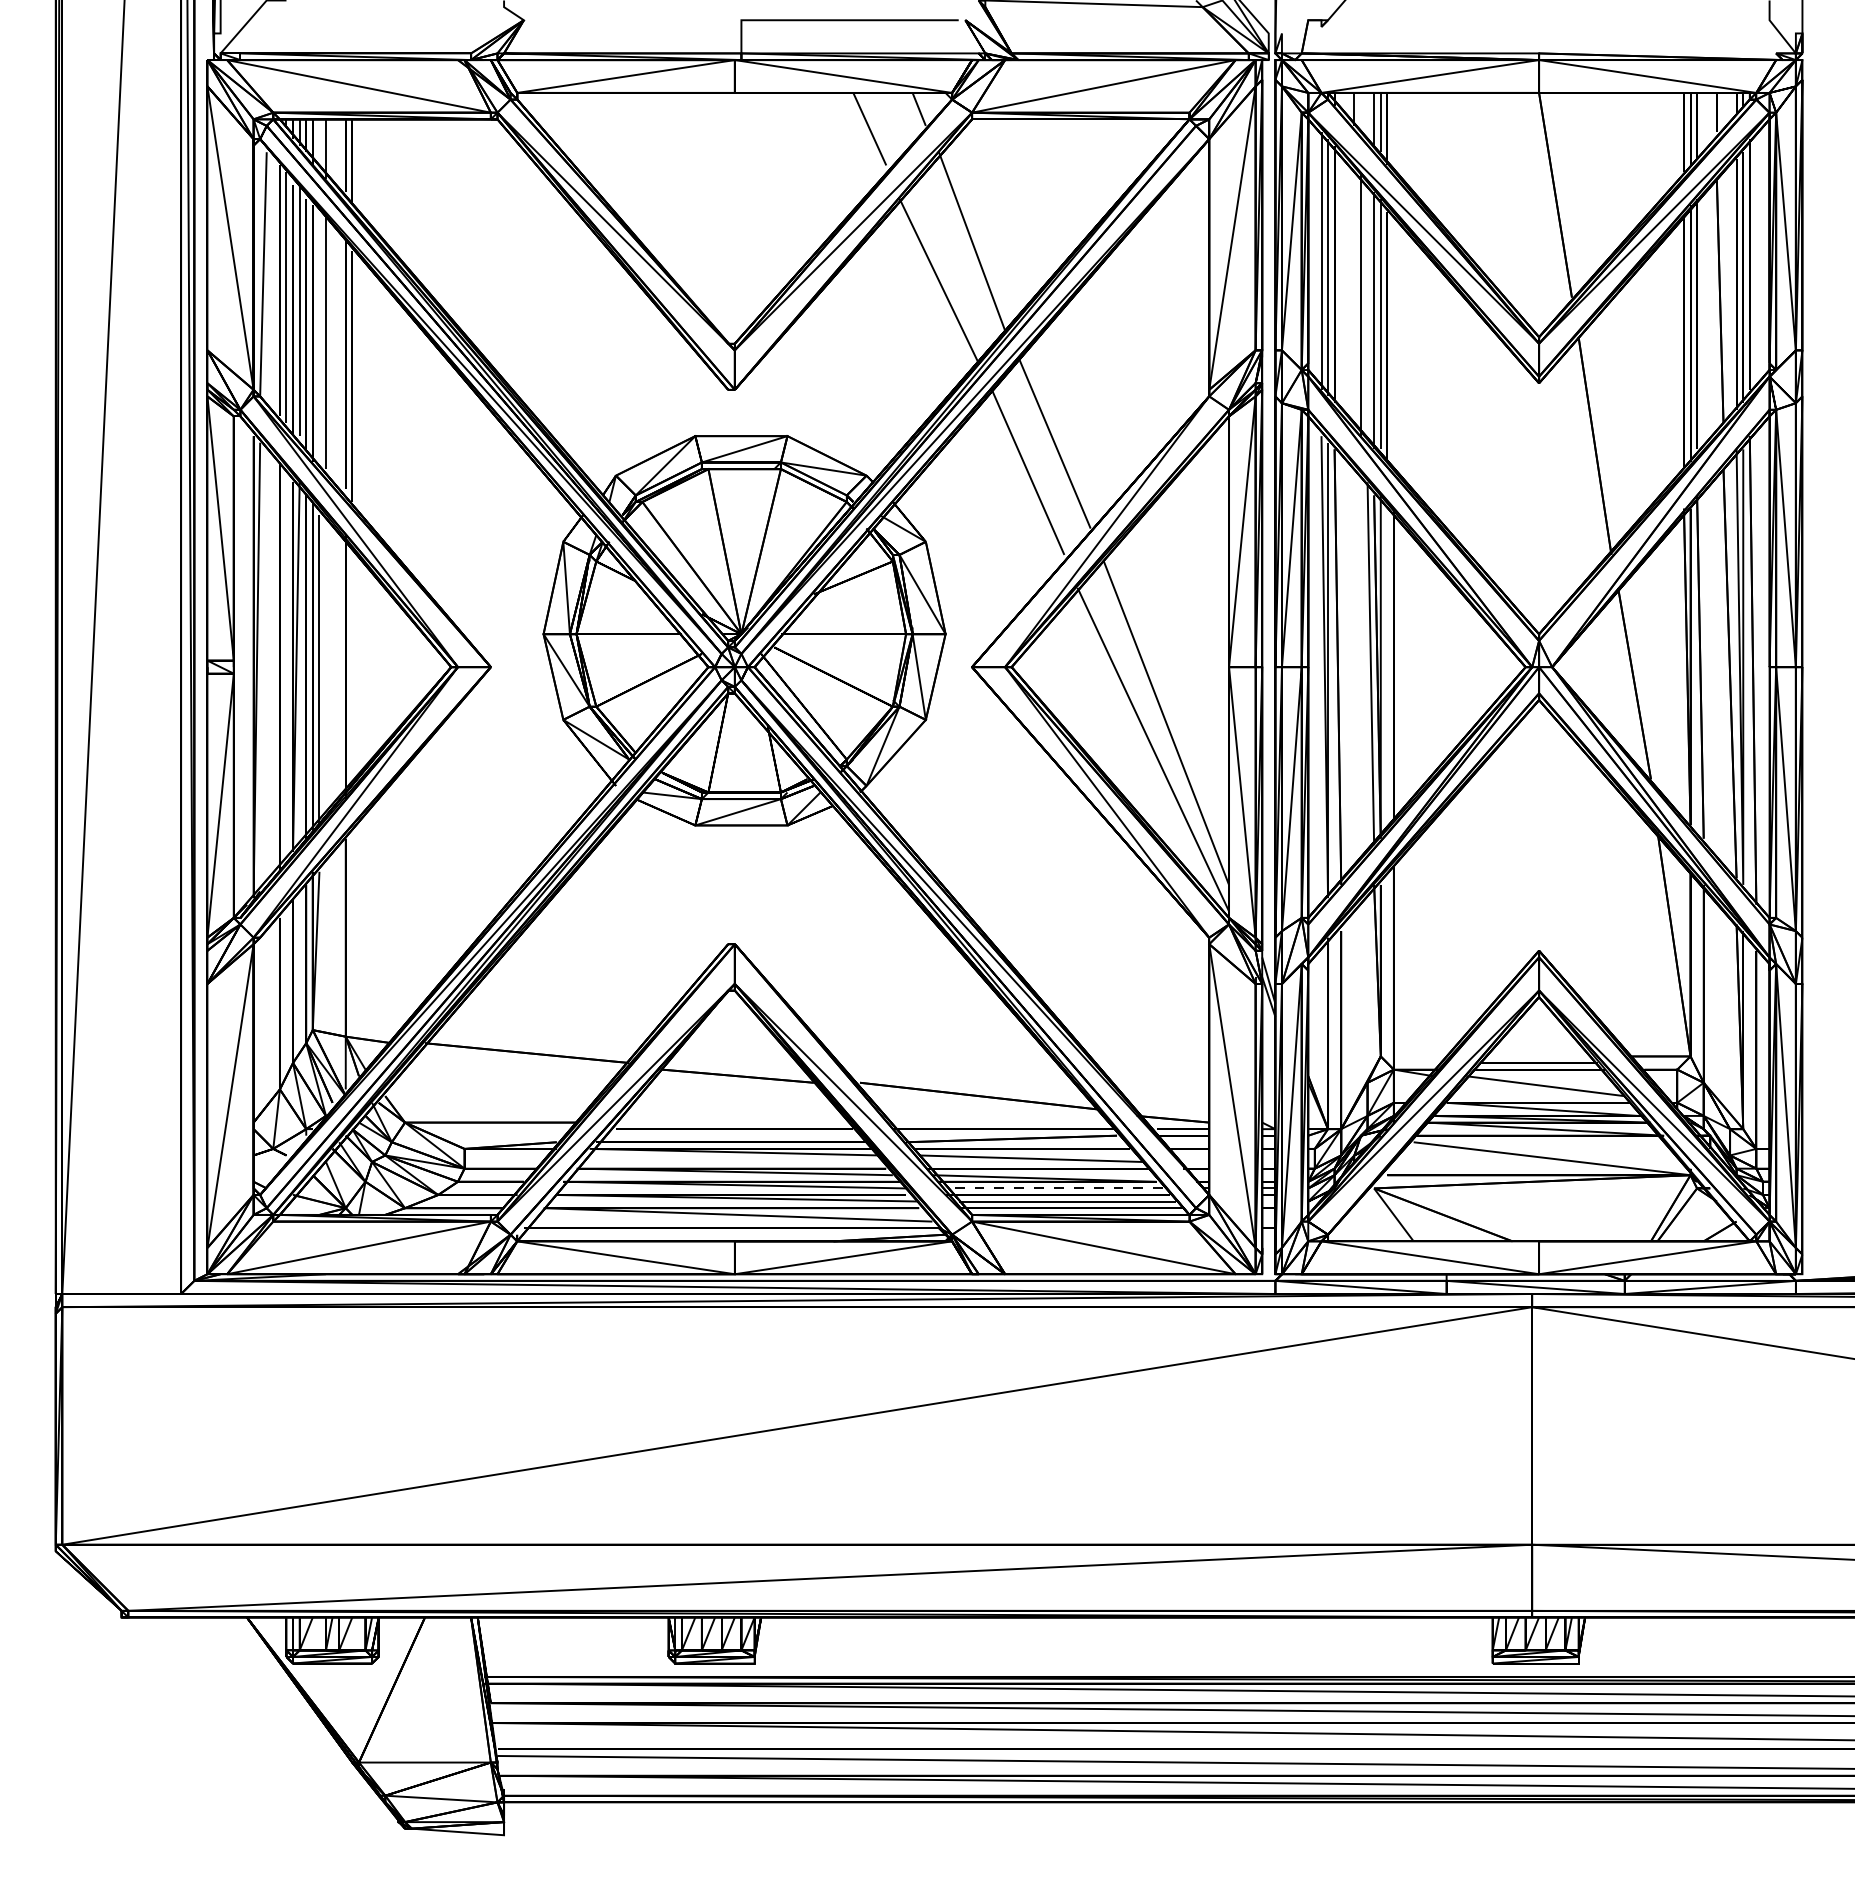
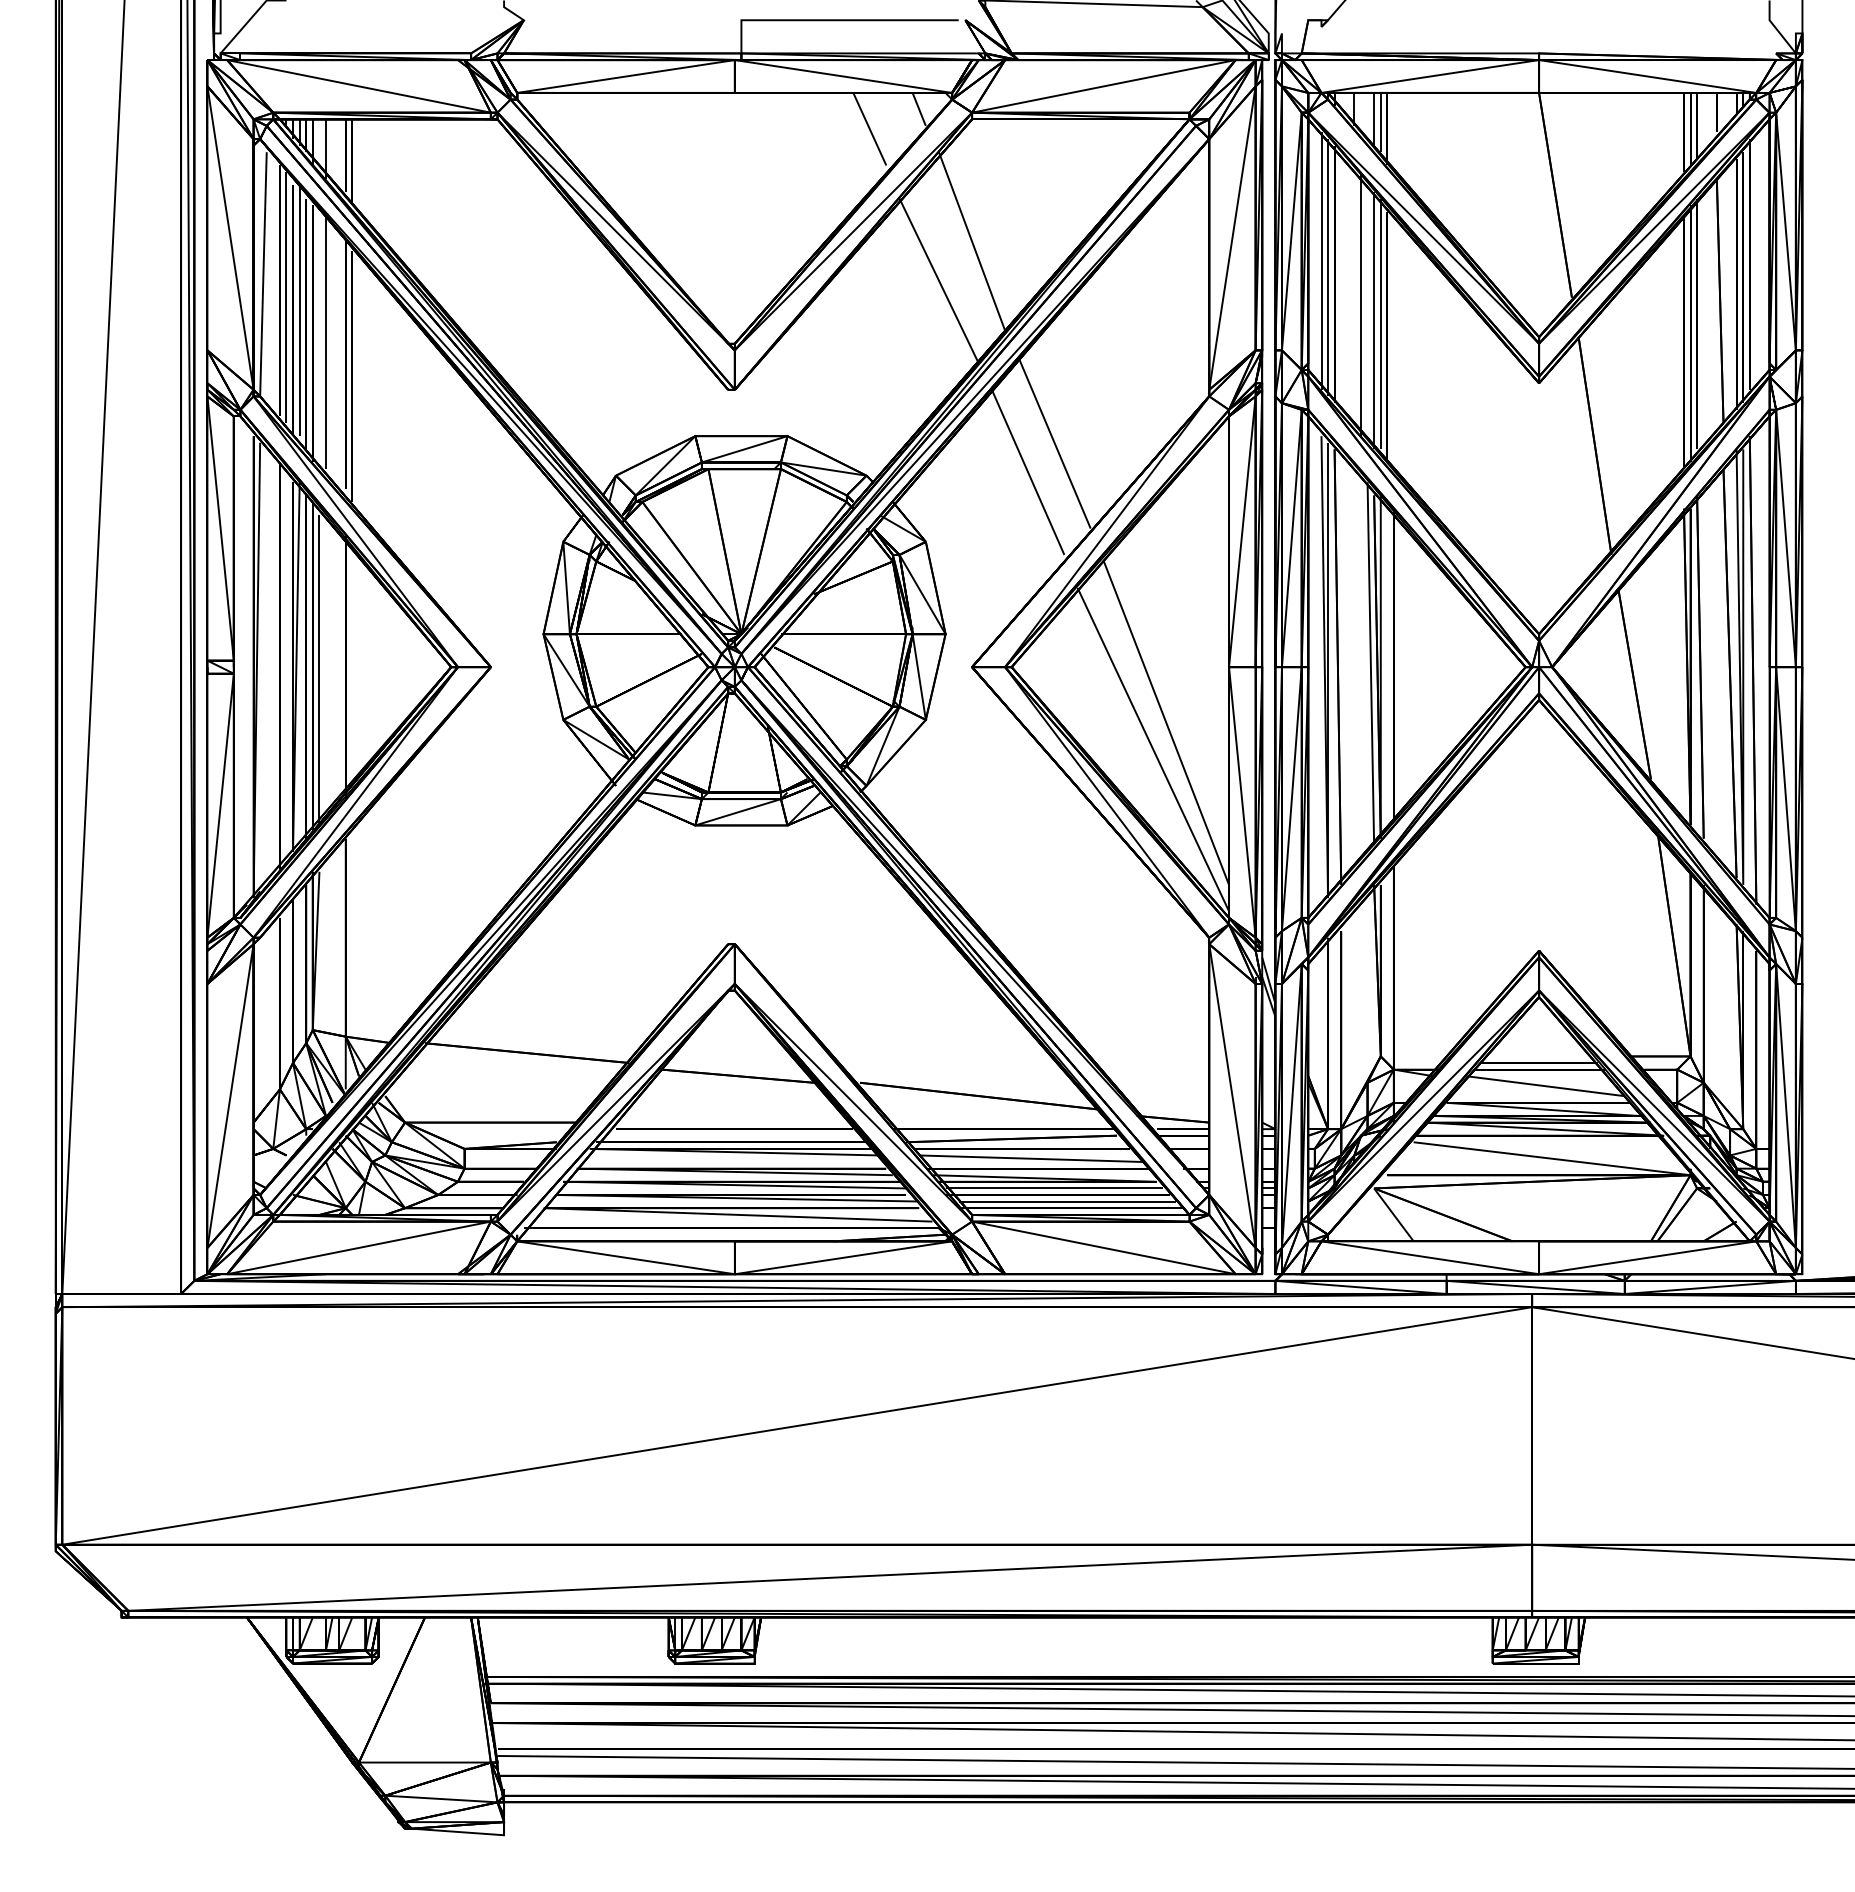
line: dashed -> solid (1054, 1188)
